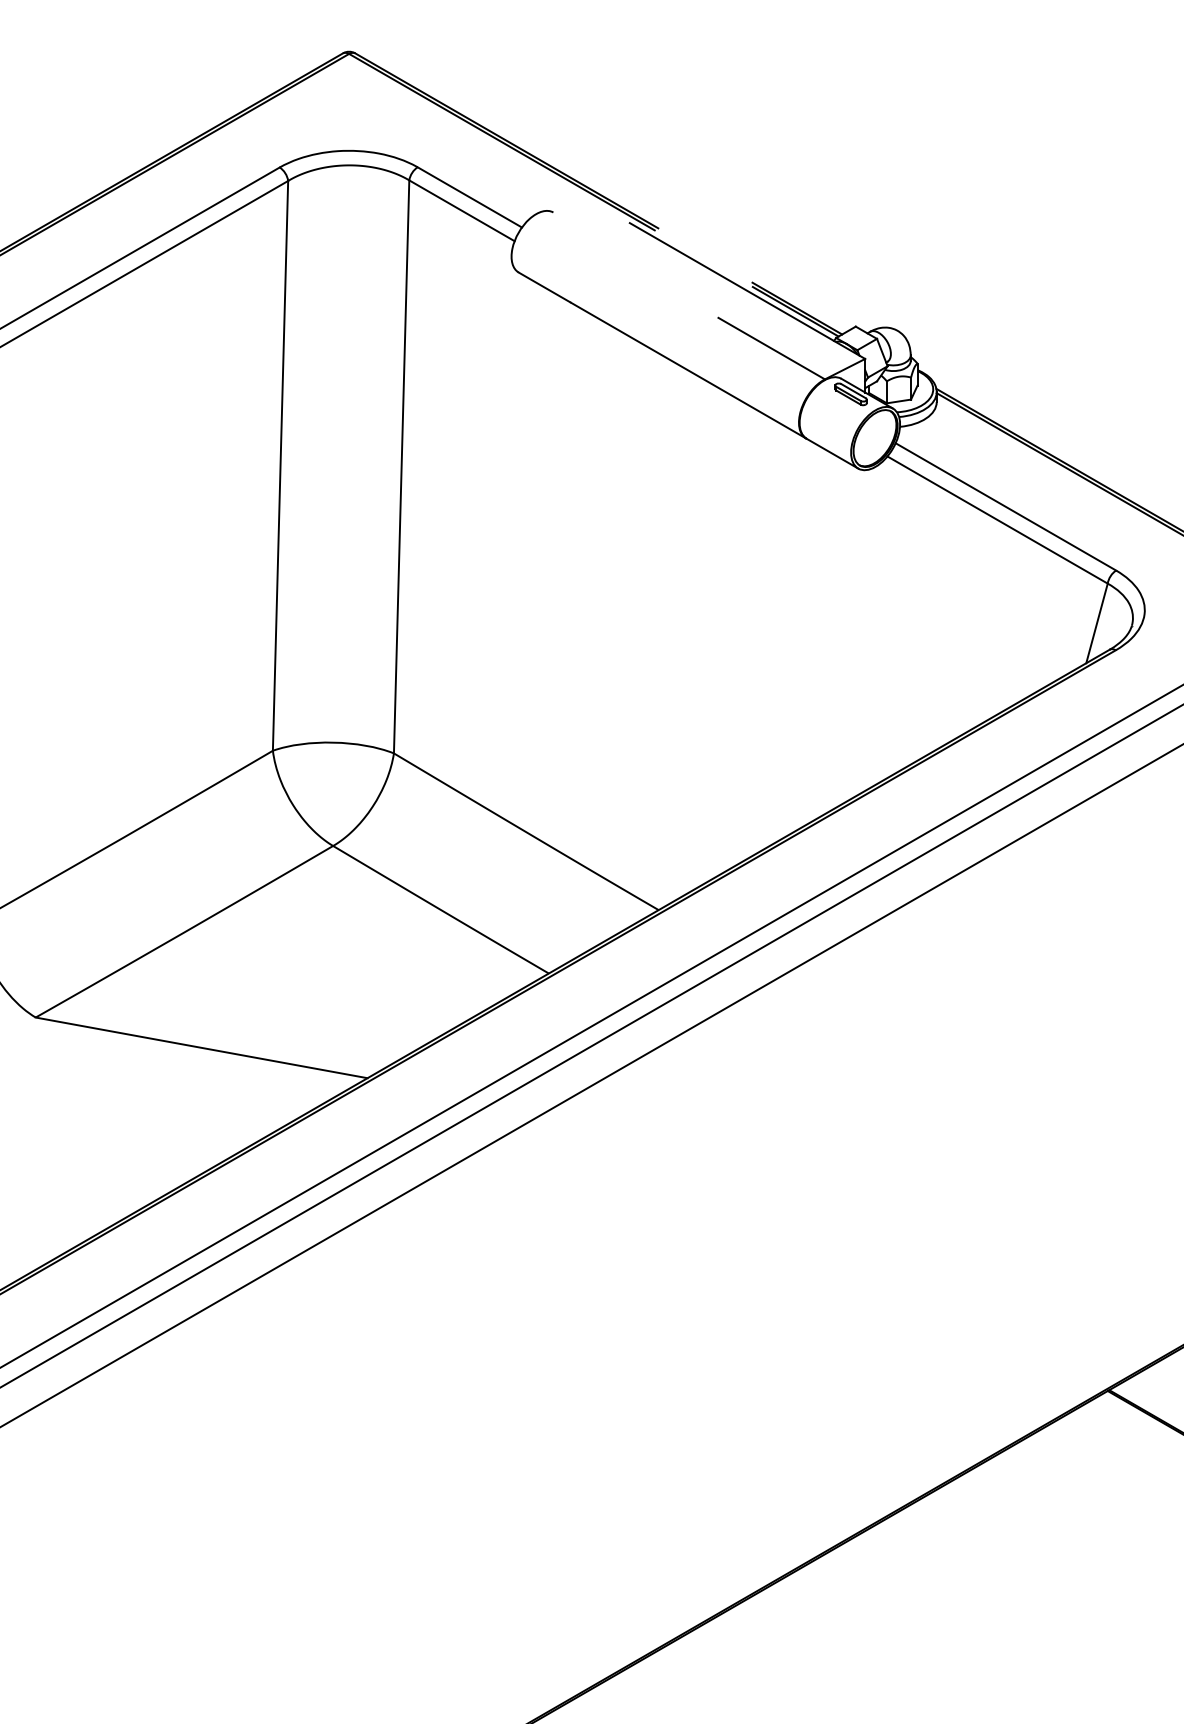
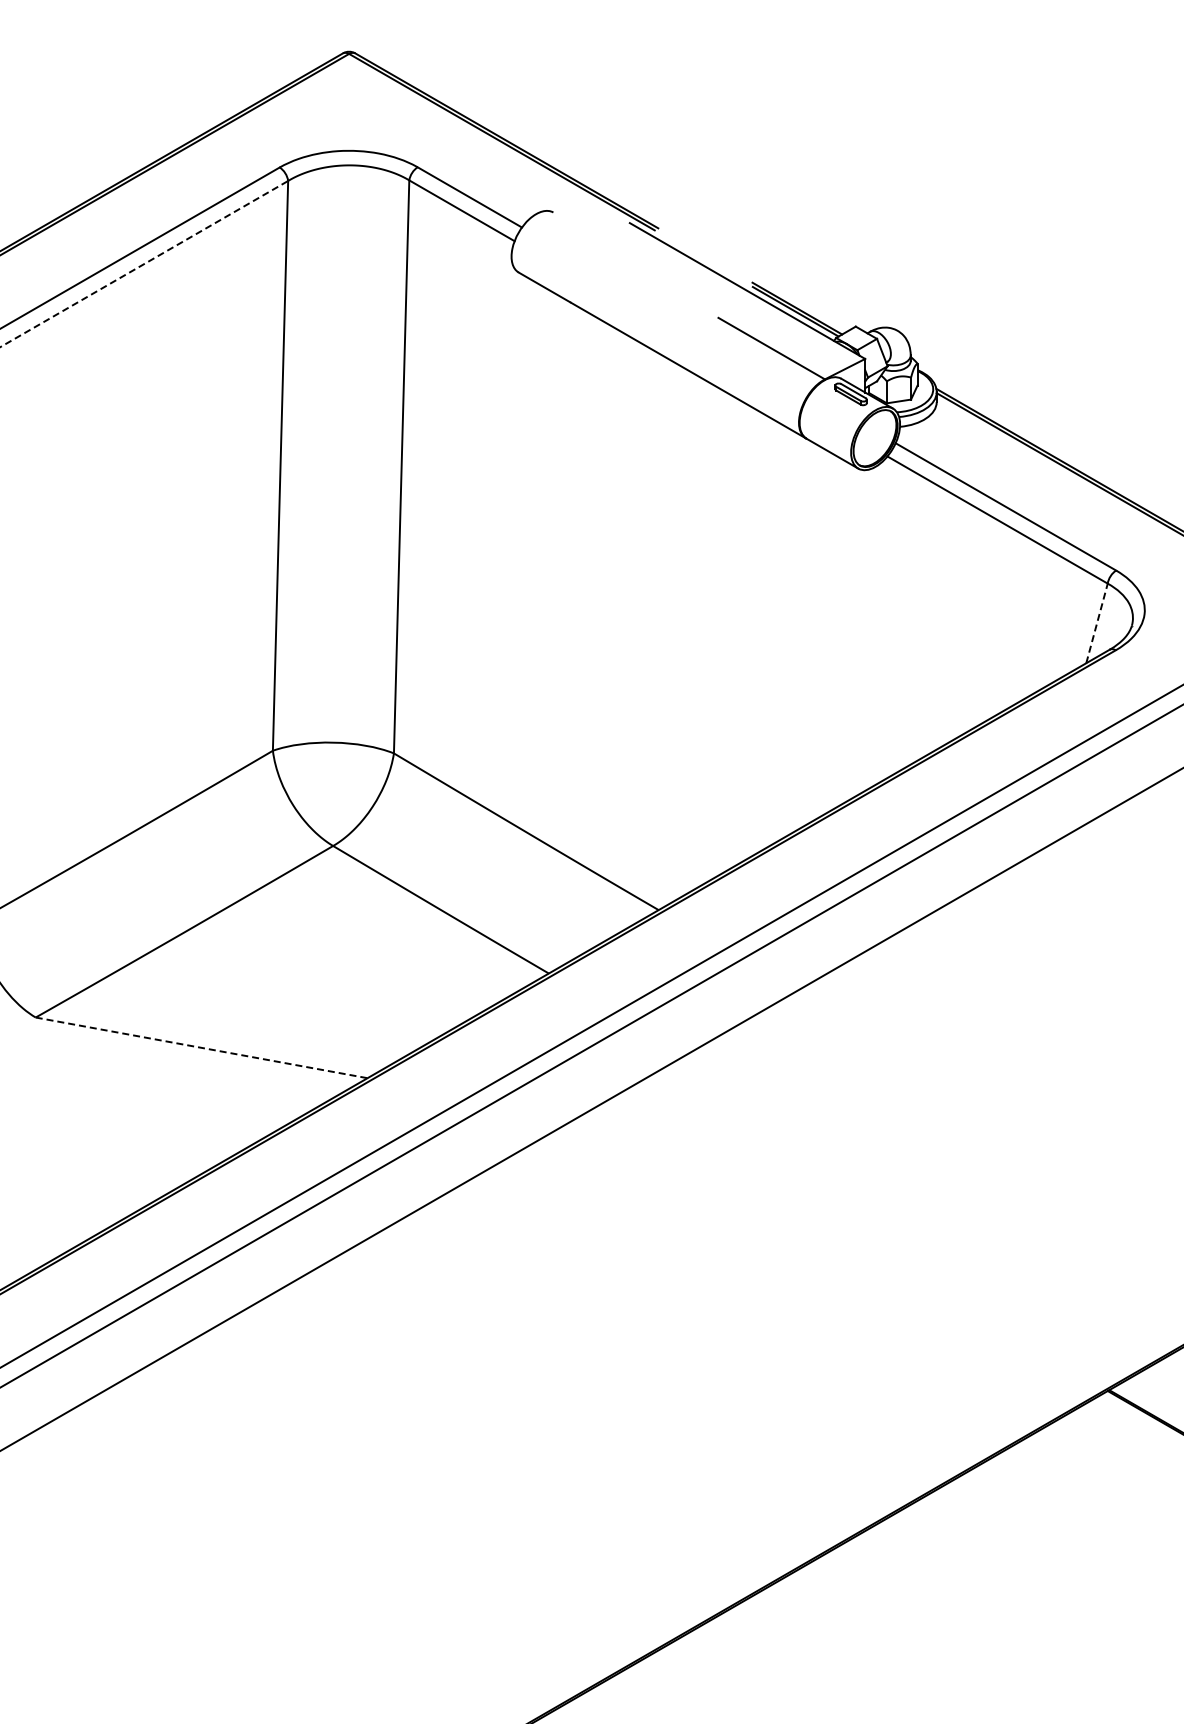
line: solid -> dashed (144, 263)
line: solid -> dashed (1097, 622)
line: solid -> dashed (201, 1047)
line position: (591, 1085) -> (591, 1109) (591, 1109)
